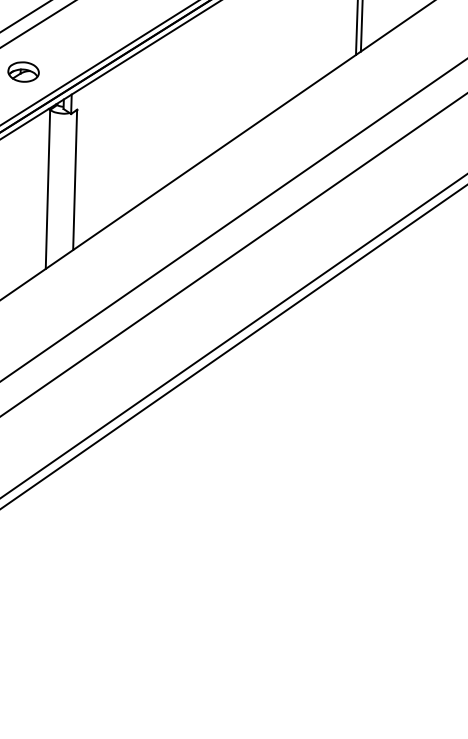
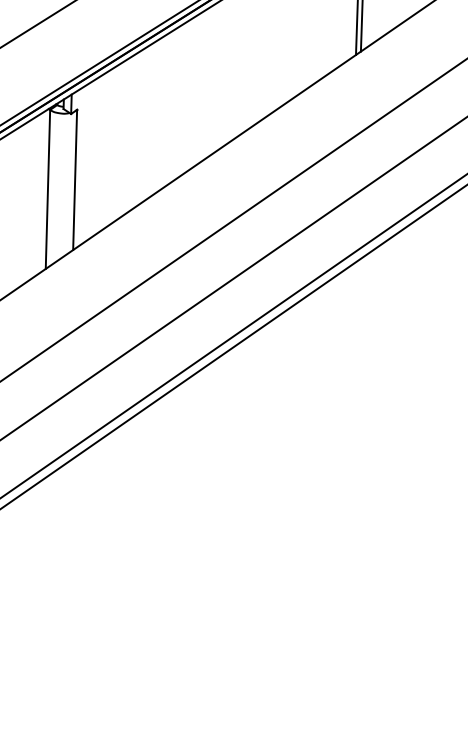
line: present -> none (25, 16)
part: present -> none (23, 71)
line position: (233, 255) -> (233, 278) (233, 278)
